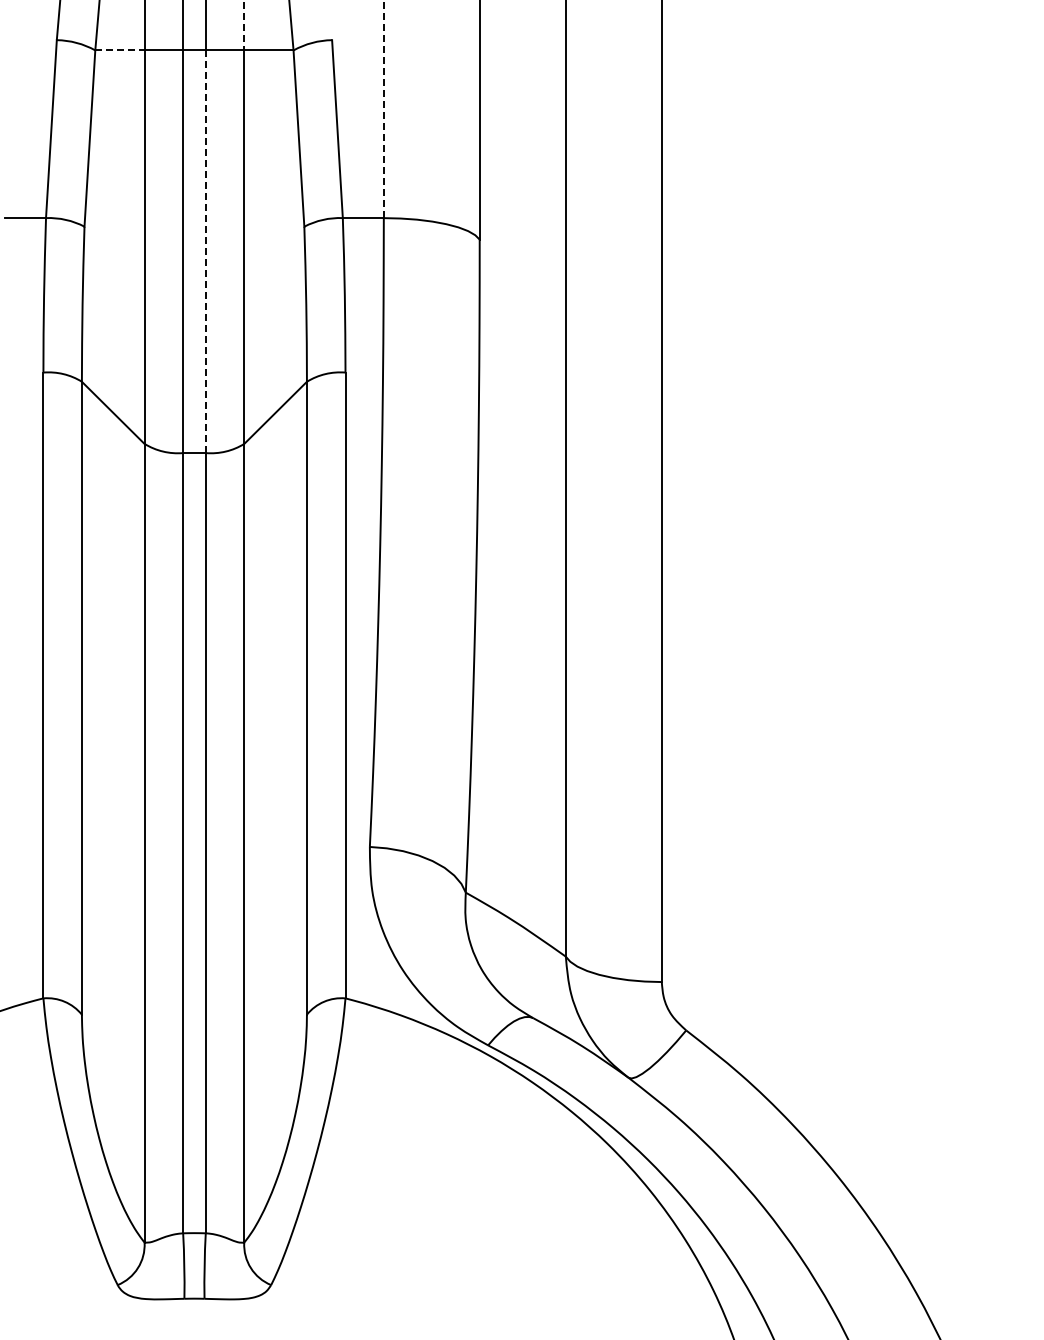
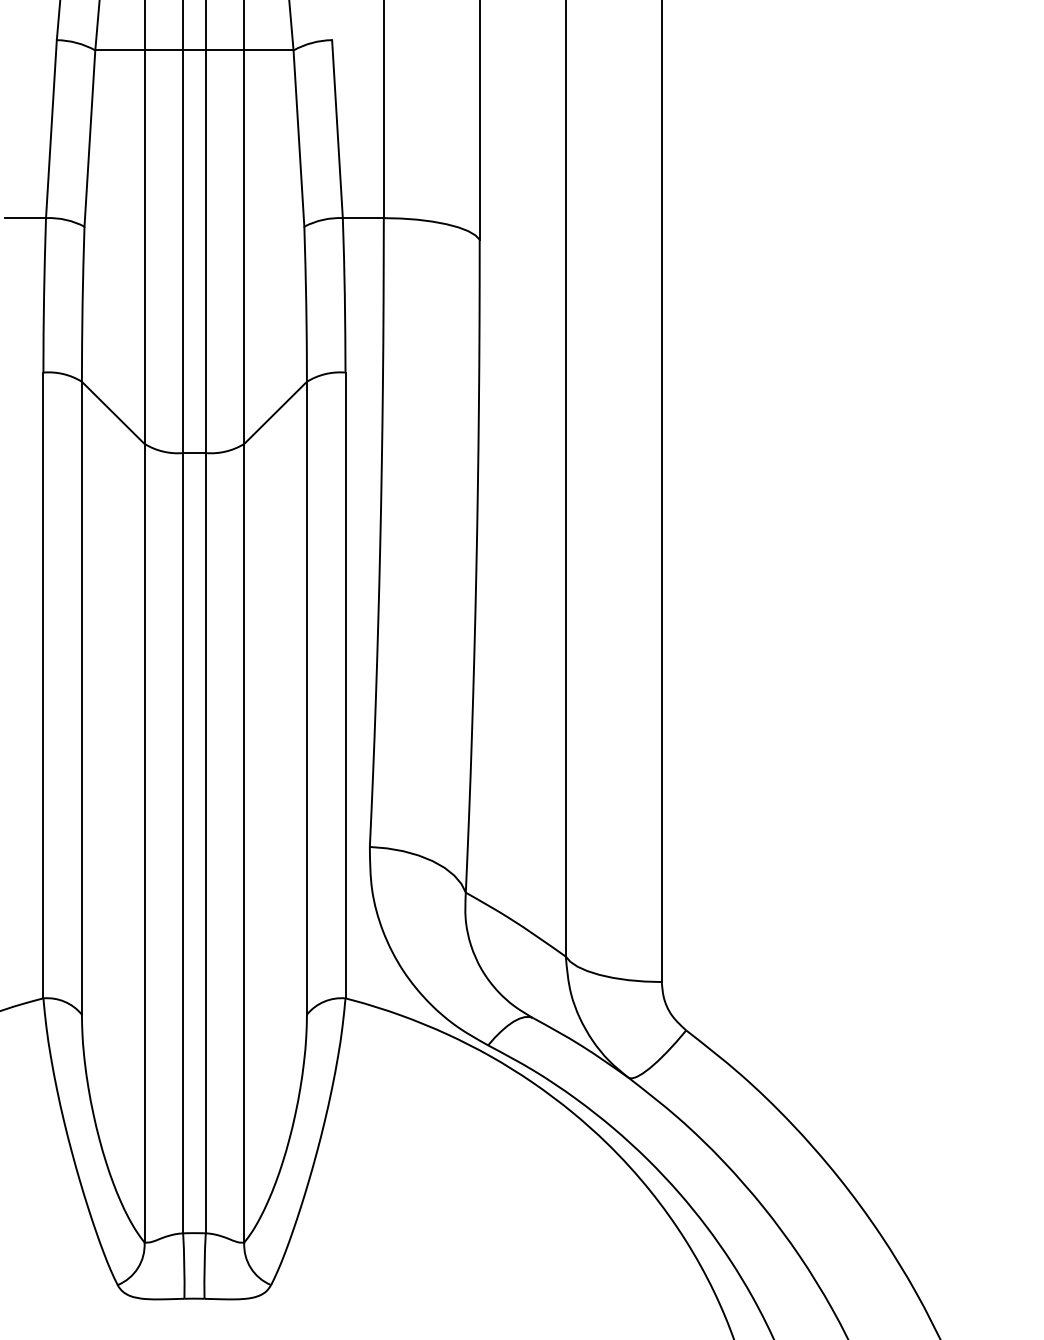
line: dashed -> solid (244, 25)
line: dashed -> solid (119, 50)
line: dashed -> solid (383, 109)
line: dashed -> solid (205, 251)
